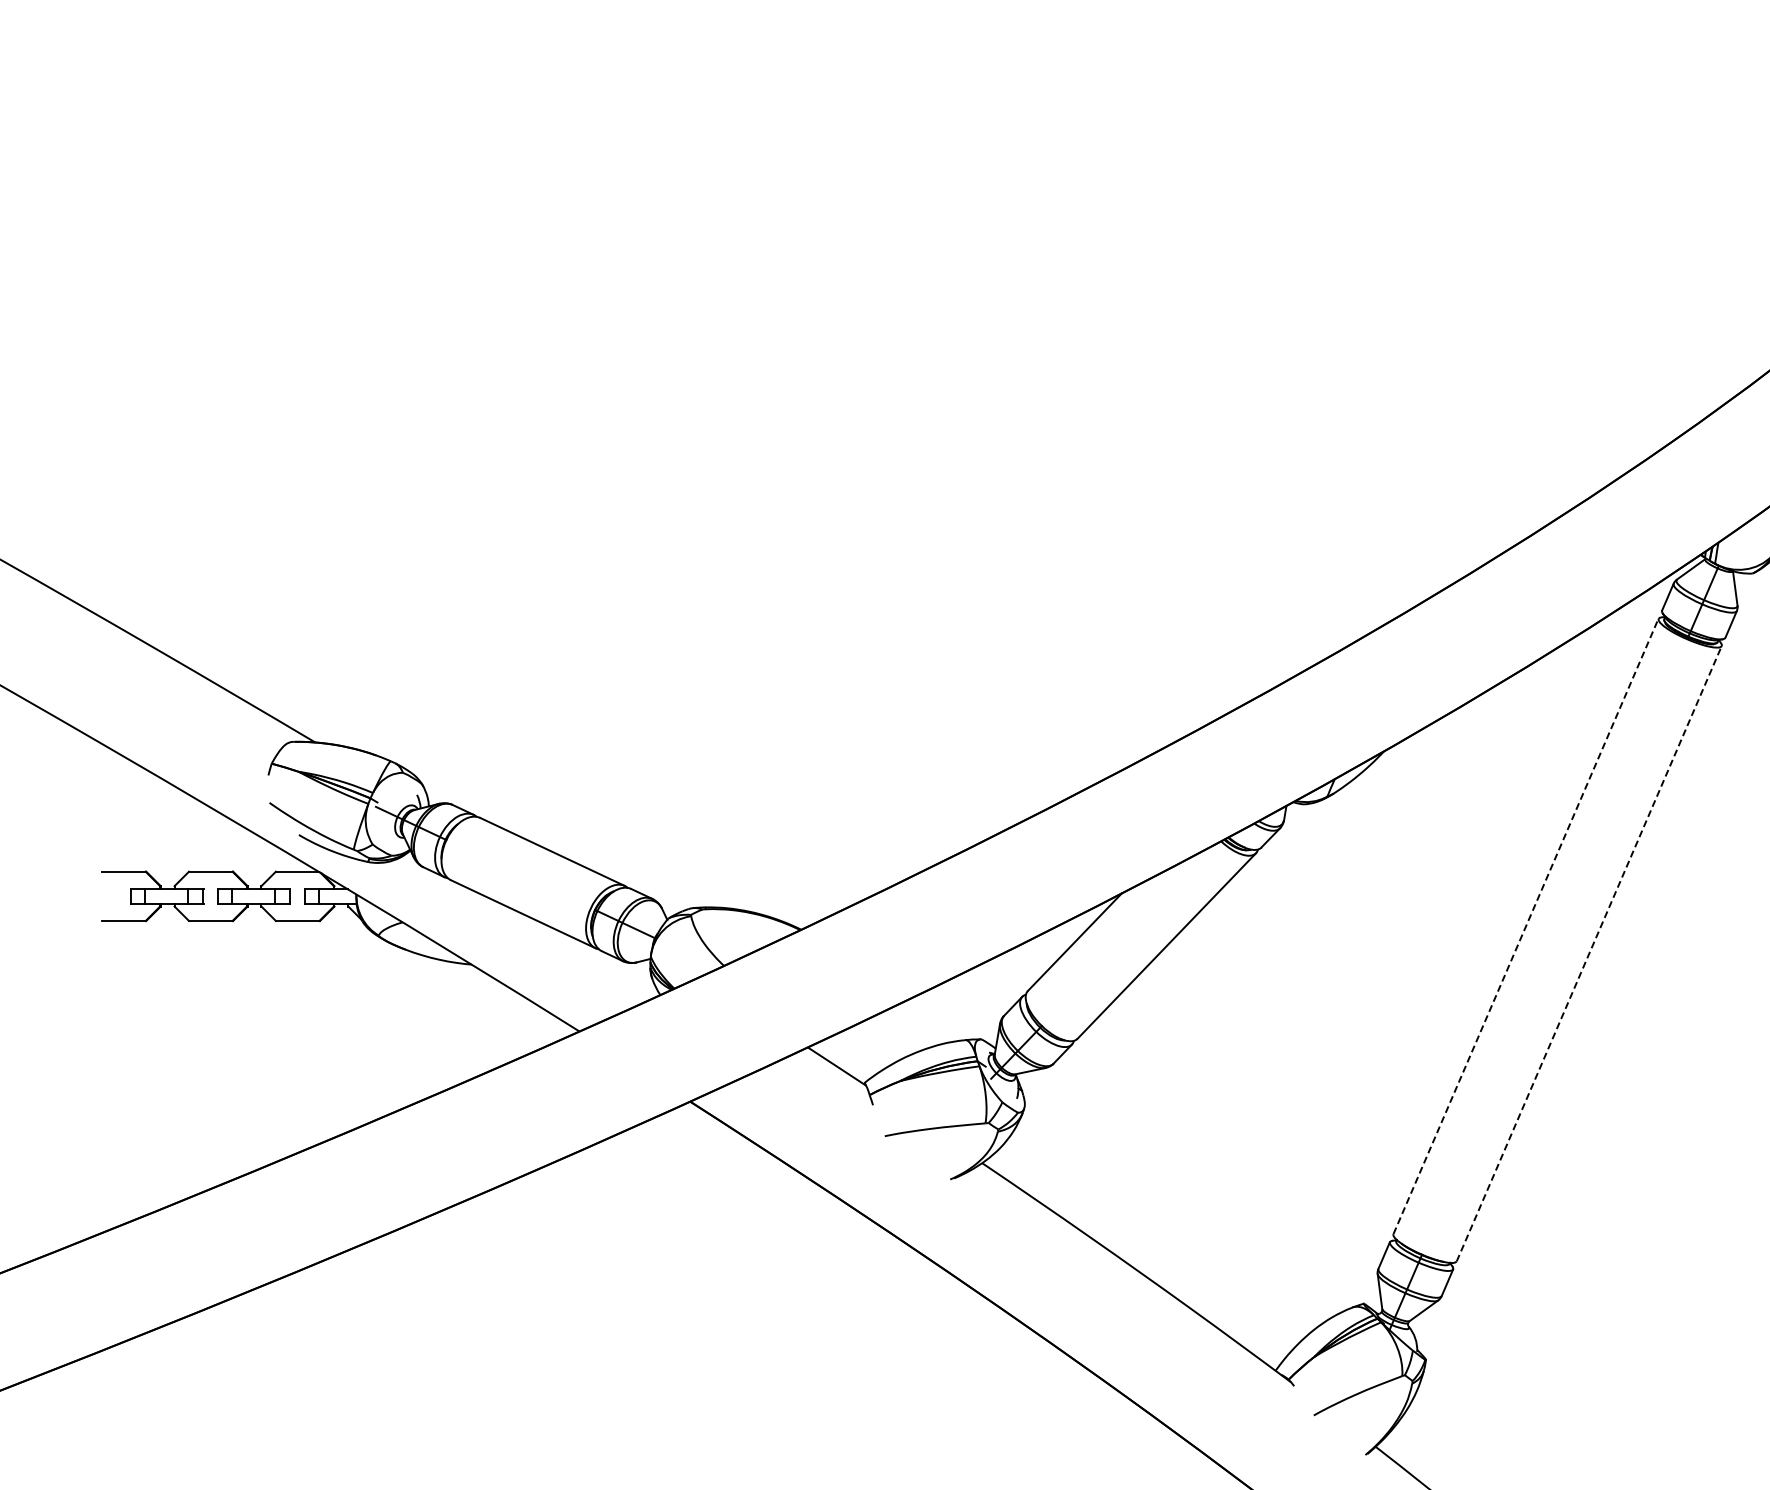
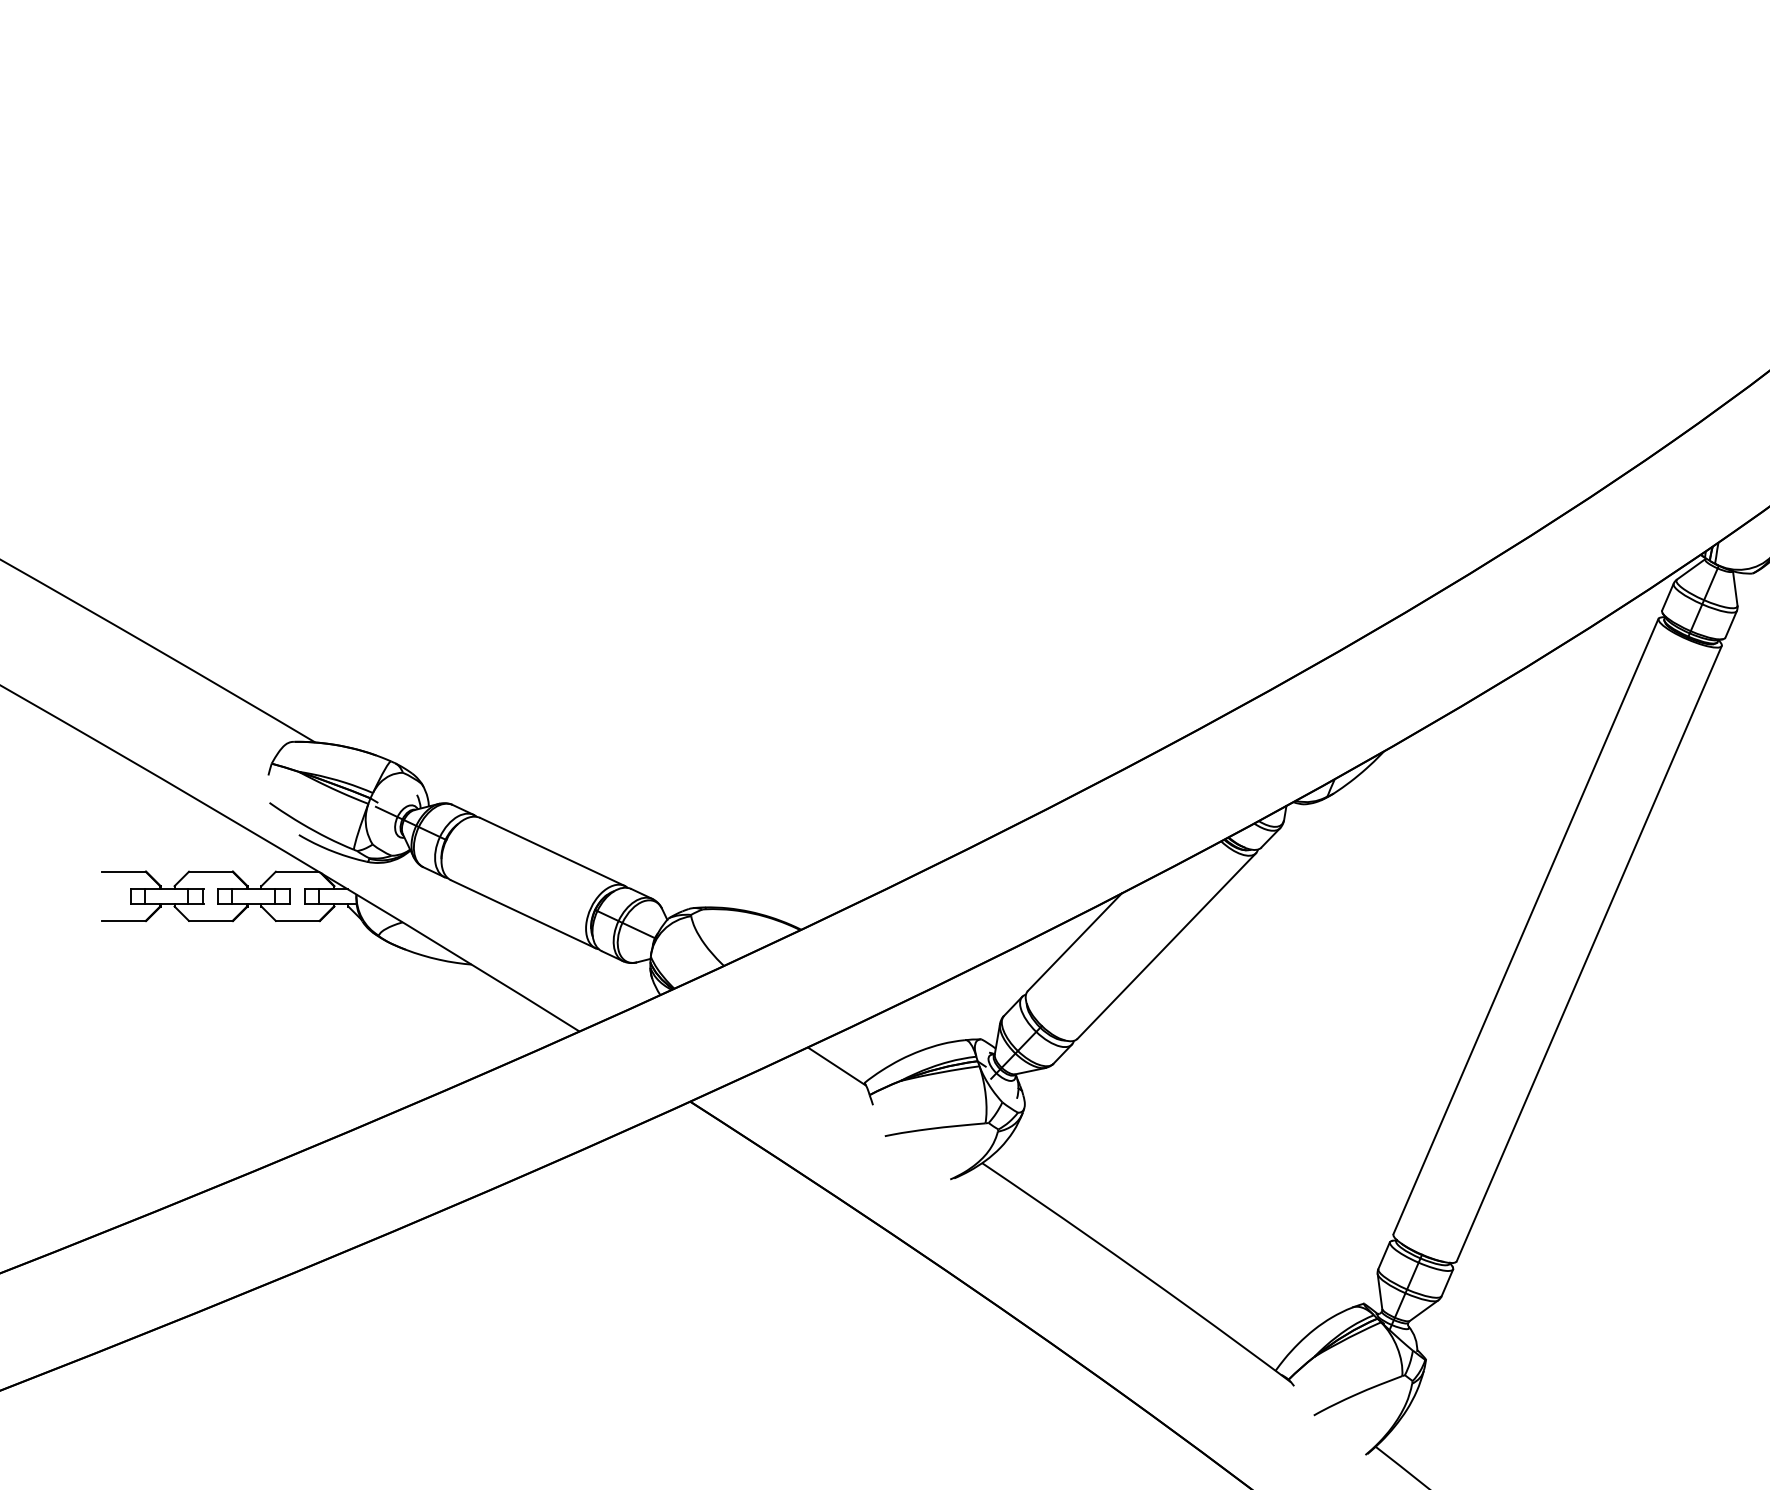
line: dashed -> solid (1526, 925)
line: dashed -> solid (1589, 953)
